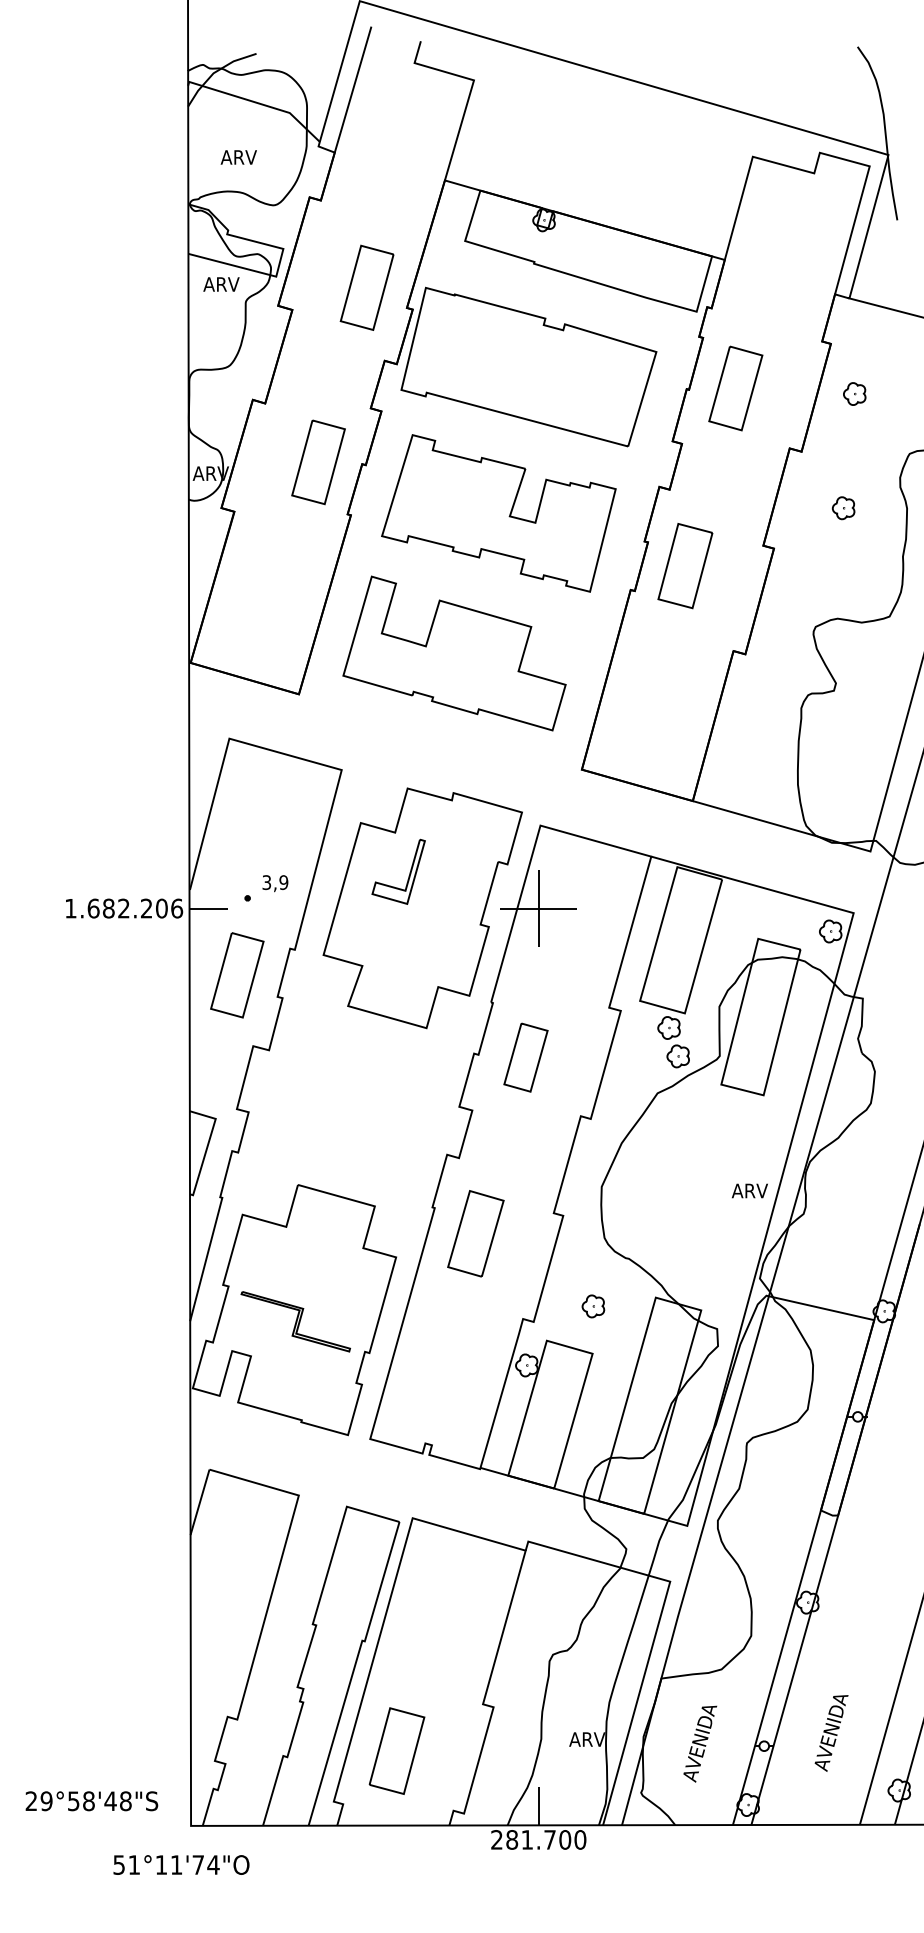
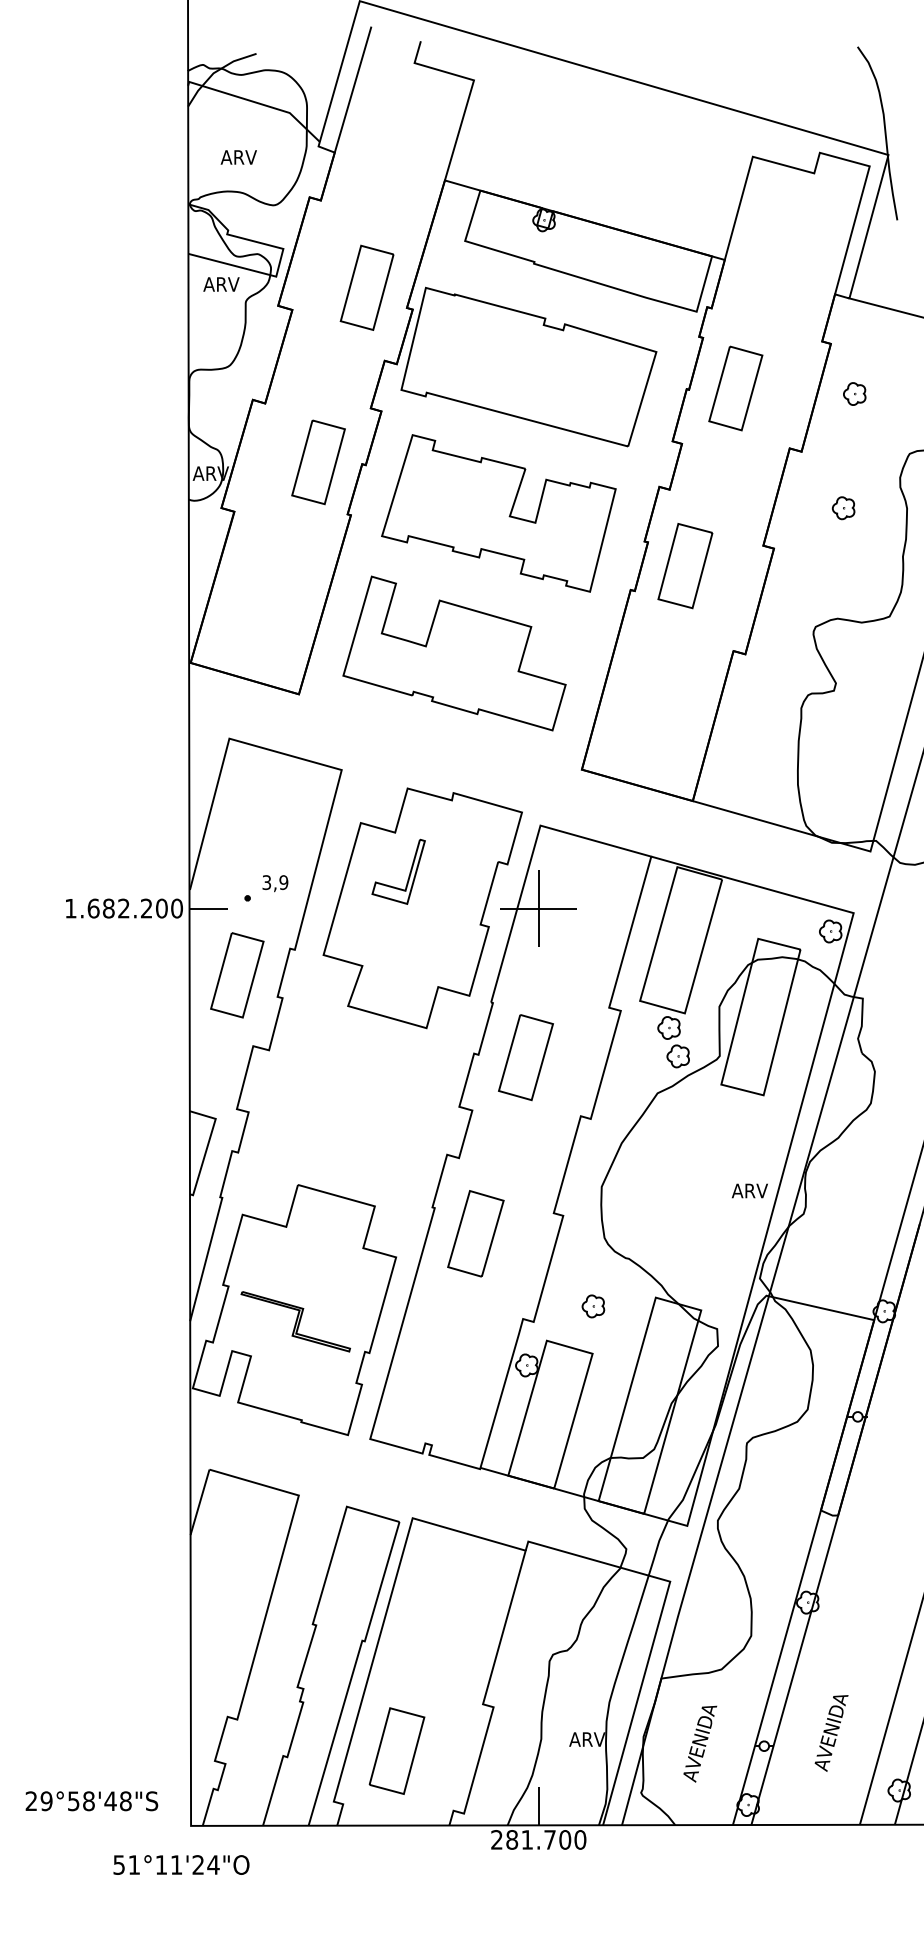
text: 1.682.206 -> 1.682.200 (177, 908)
part size: 46x71 px -> 56x88 px (525, 1057)
text: 51°11'74"O -> 51°11'24"O (197, 1864)
